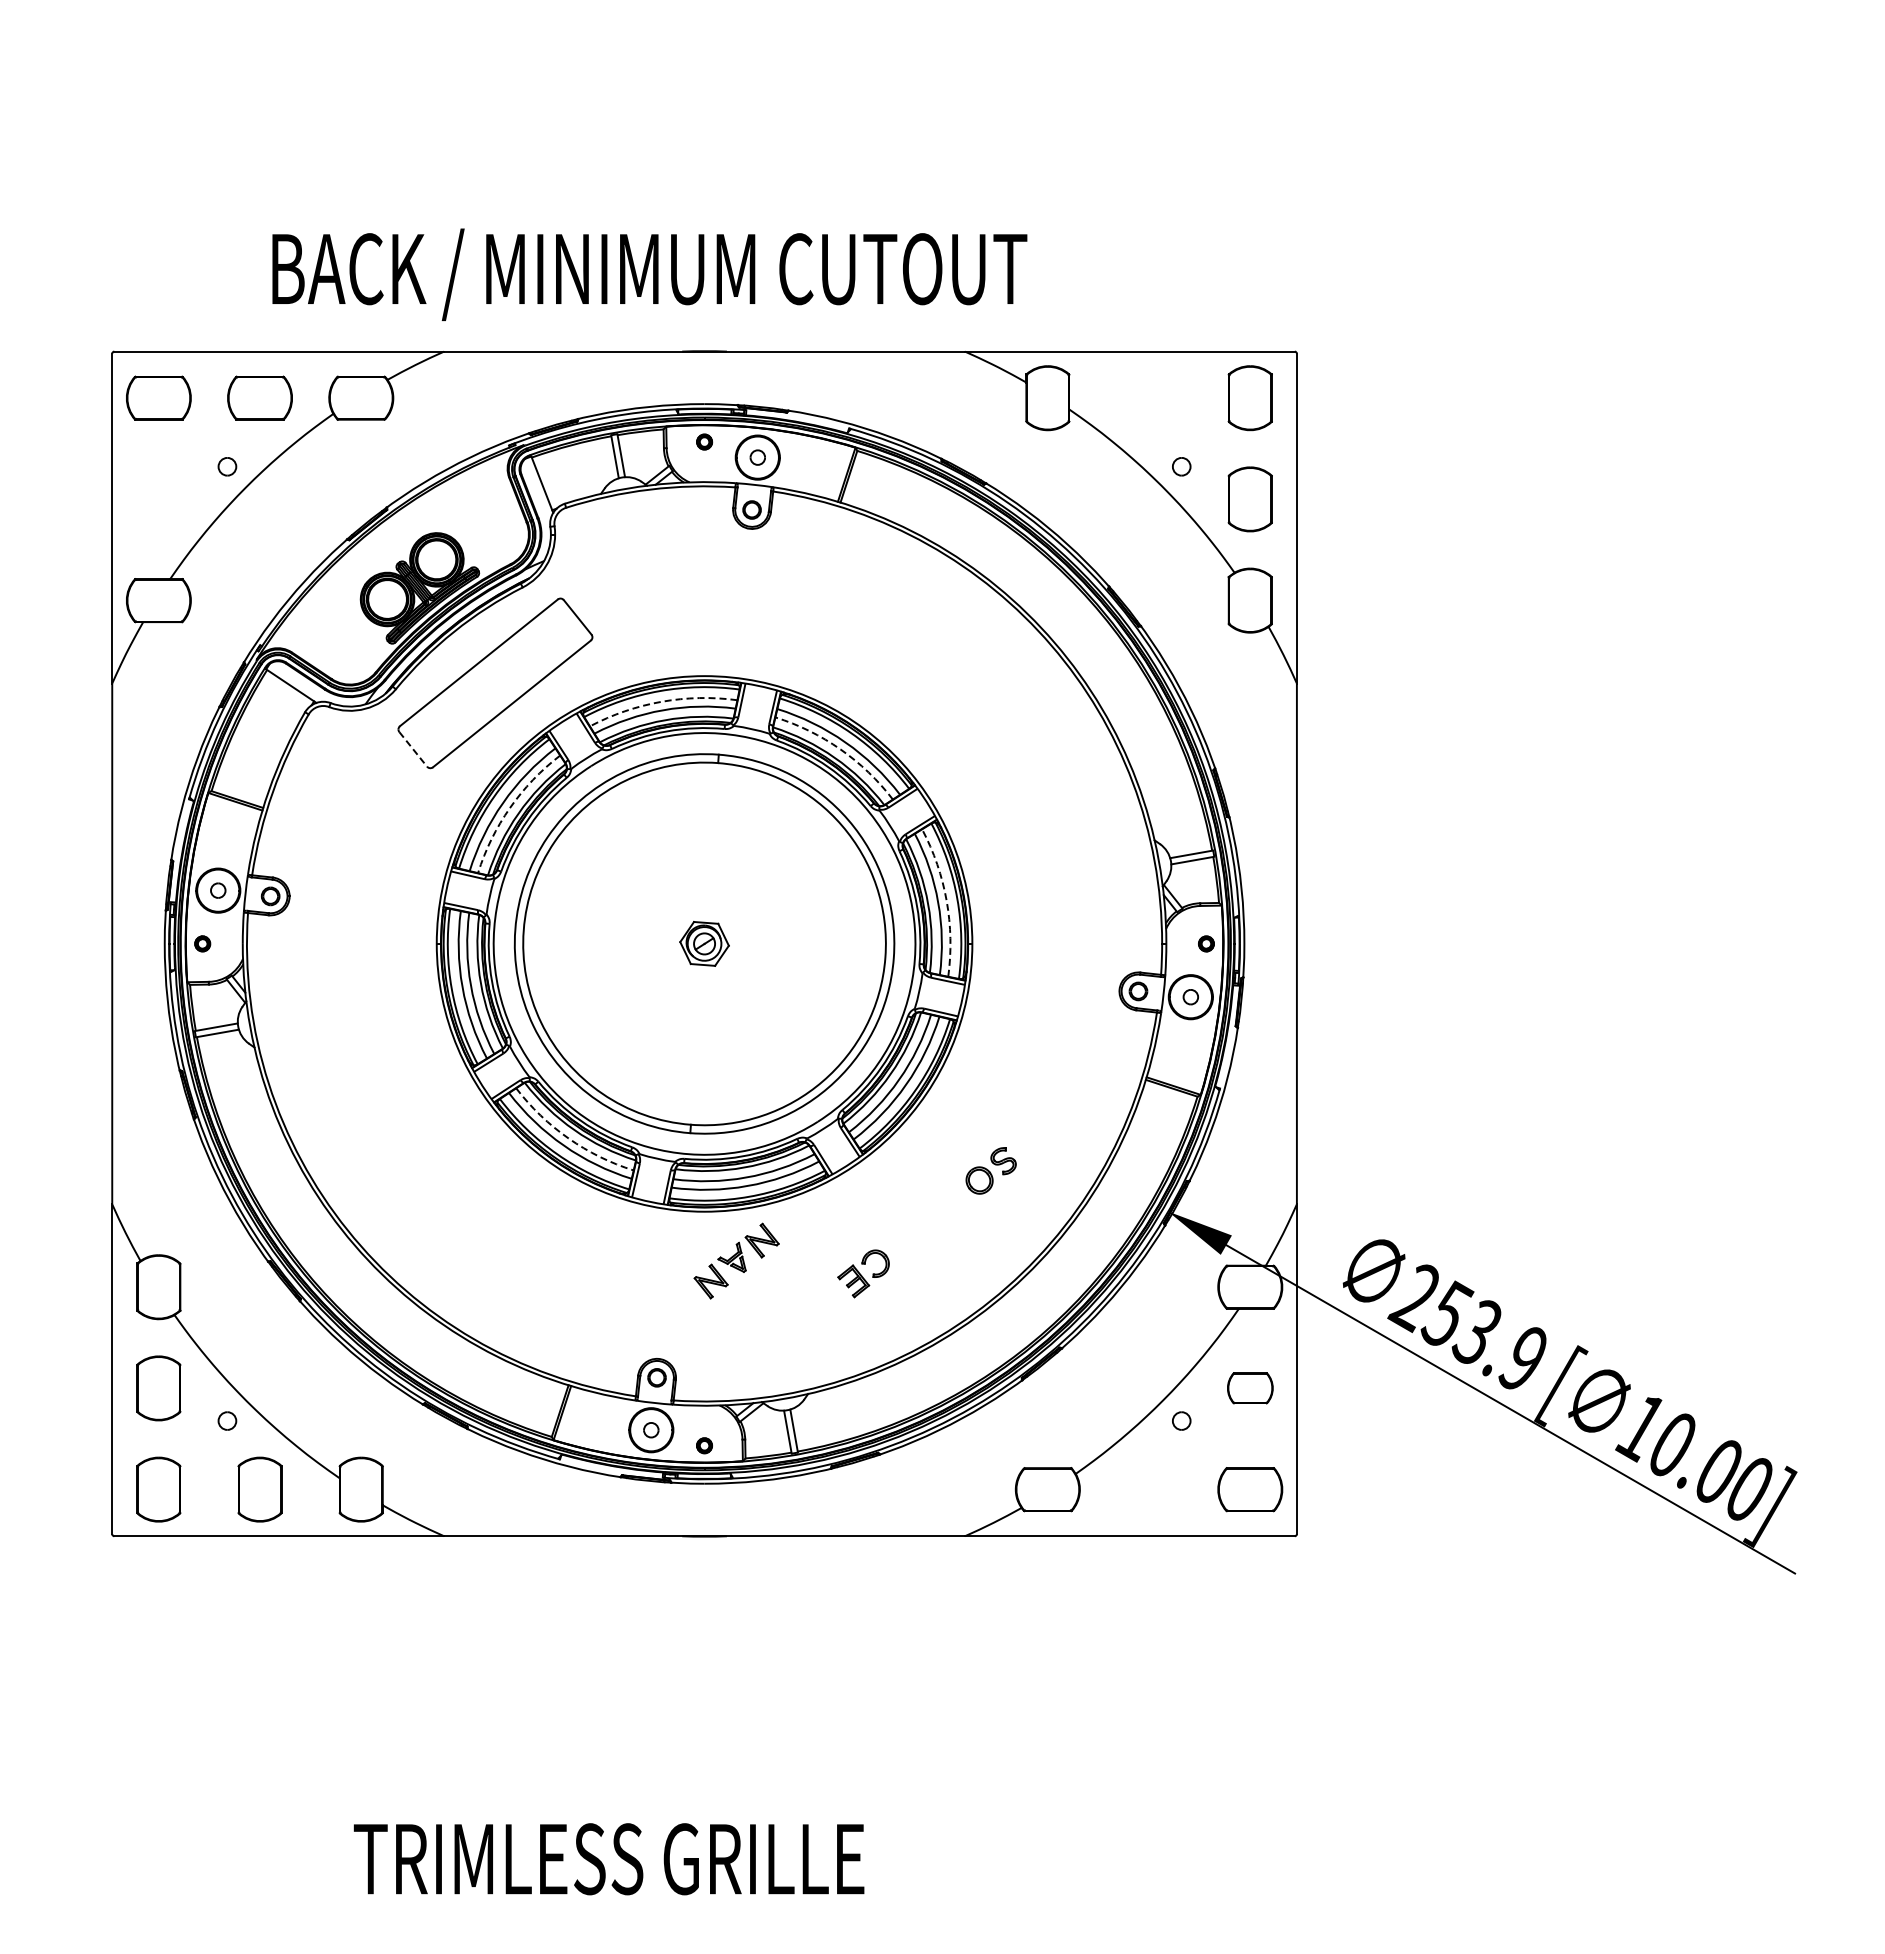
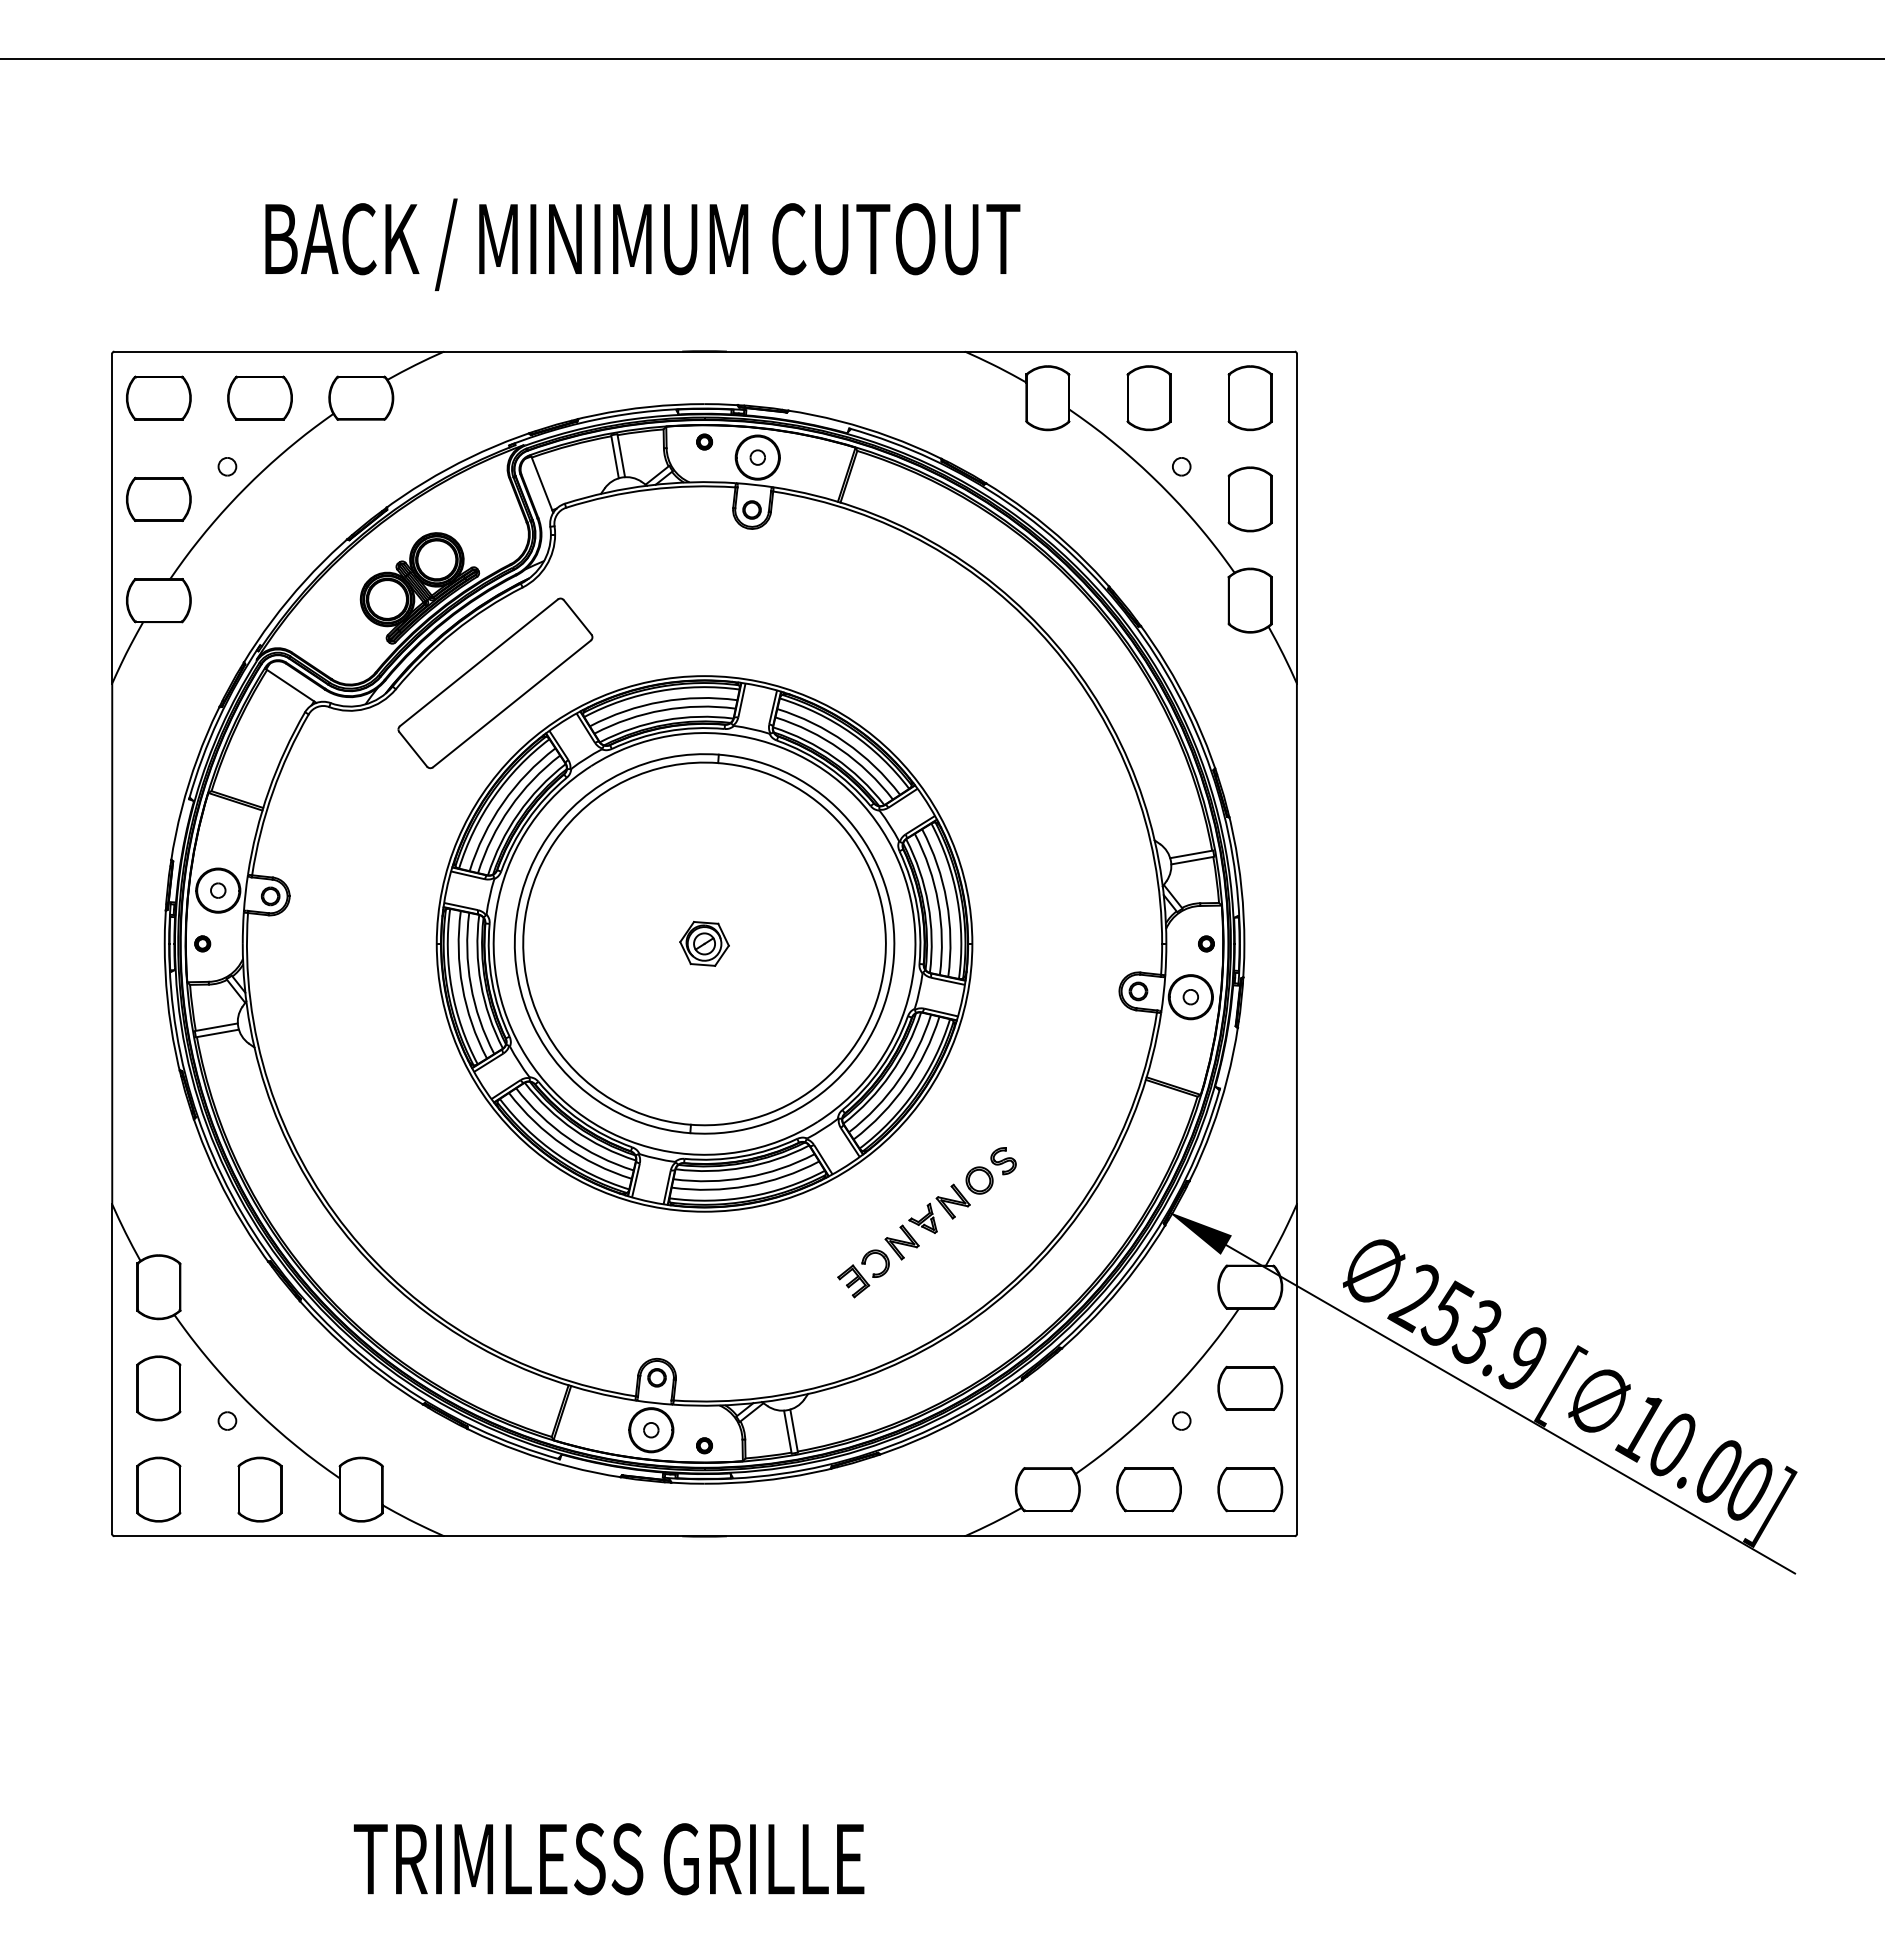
line: none -> present (941, 58)
text position: (649, 274) -> (642, 244) (642, 244)
part: none -> present (1148, 398)
part: none -> present (158, 498)
arc: dashed -> solid (661, 701)
line: dashed -> solid (413, 749)
arc: dashed -> solid (840, 749)
arc: dashed -> solid (510, 807)
arc: dashed -> solid (946, 901)
arc: dashed -> solid (568, 1138)
part position: (736, 1260) -> (927, 1221) (927, 1221)
part size: 47x33 px -> 67x46 px (1250, 1387)
part: none -> present (1148, 1489)
